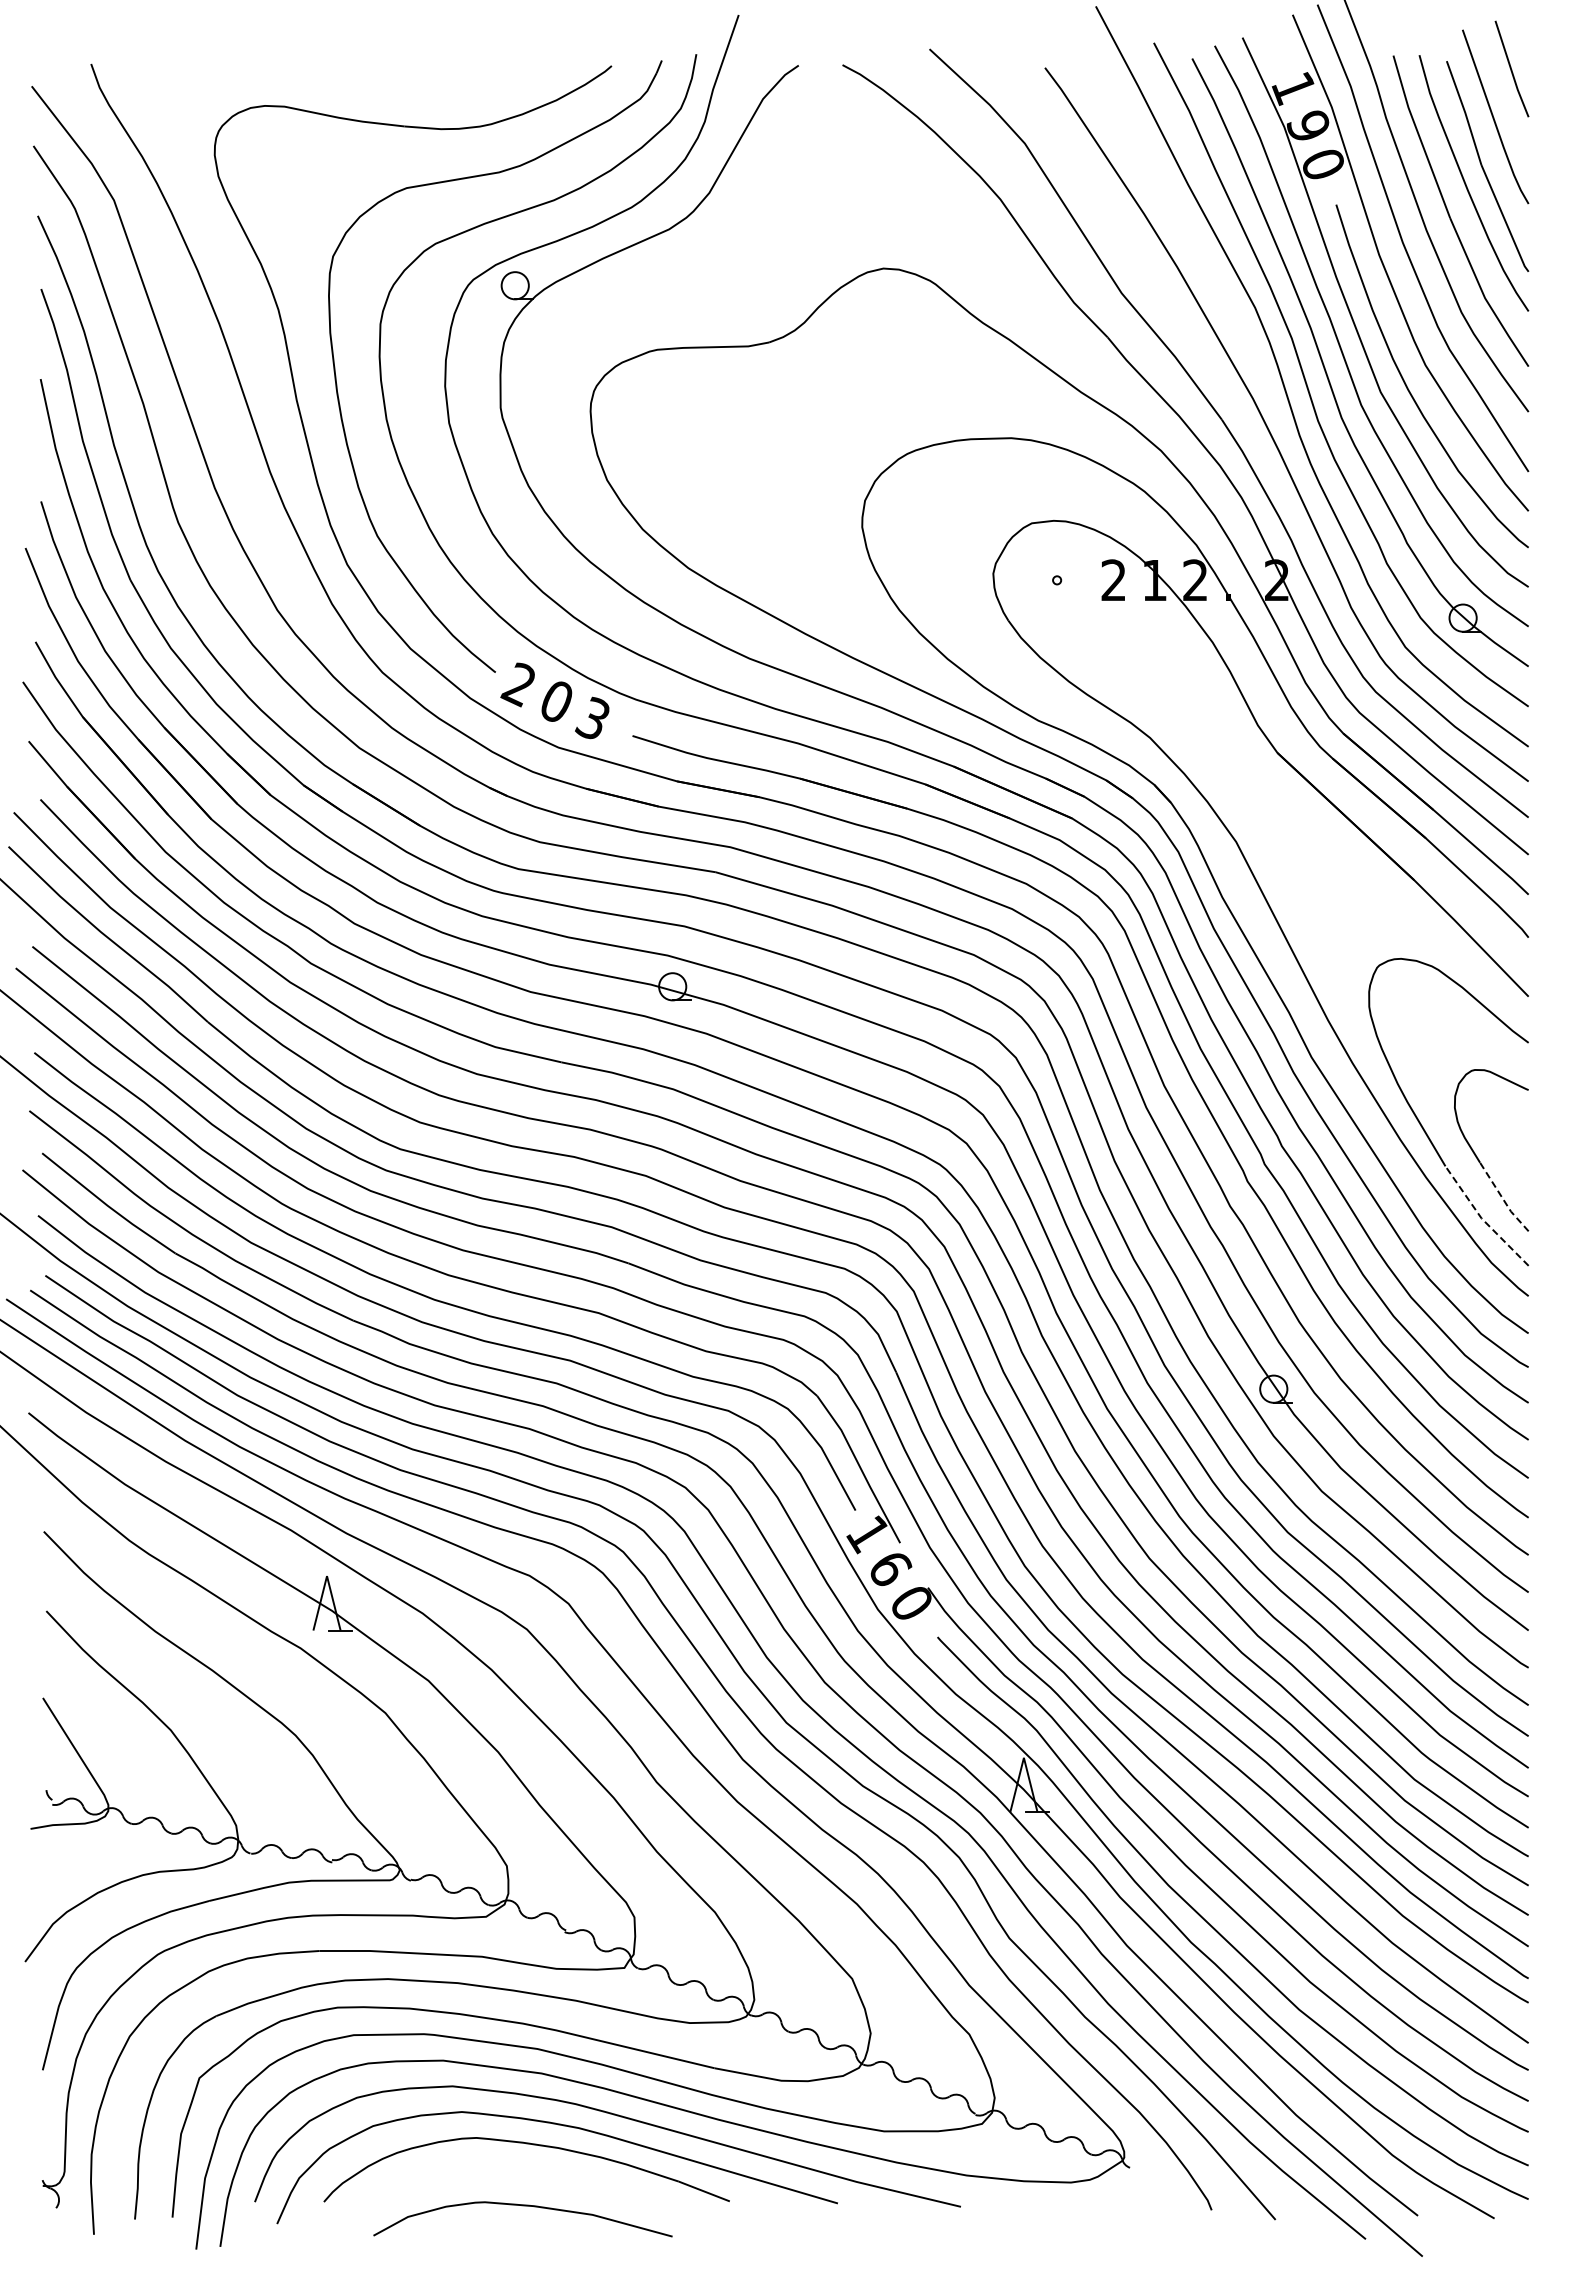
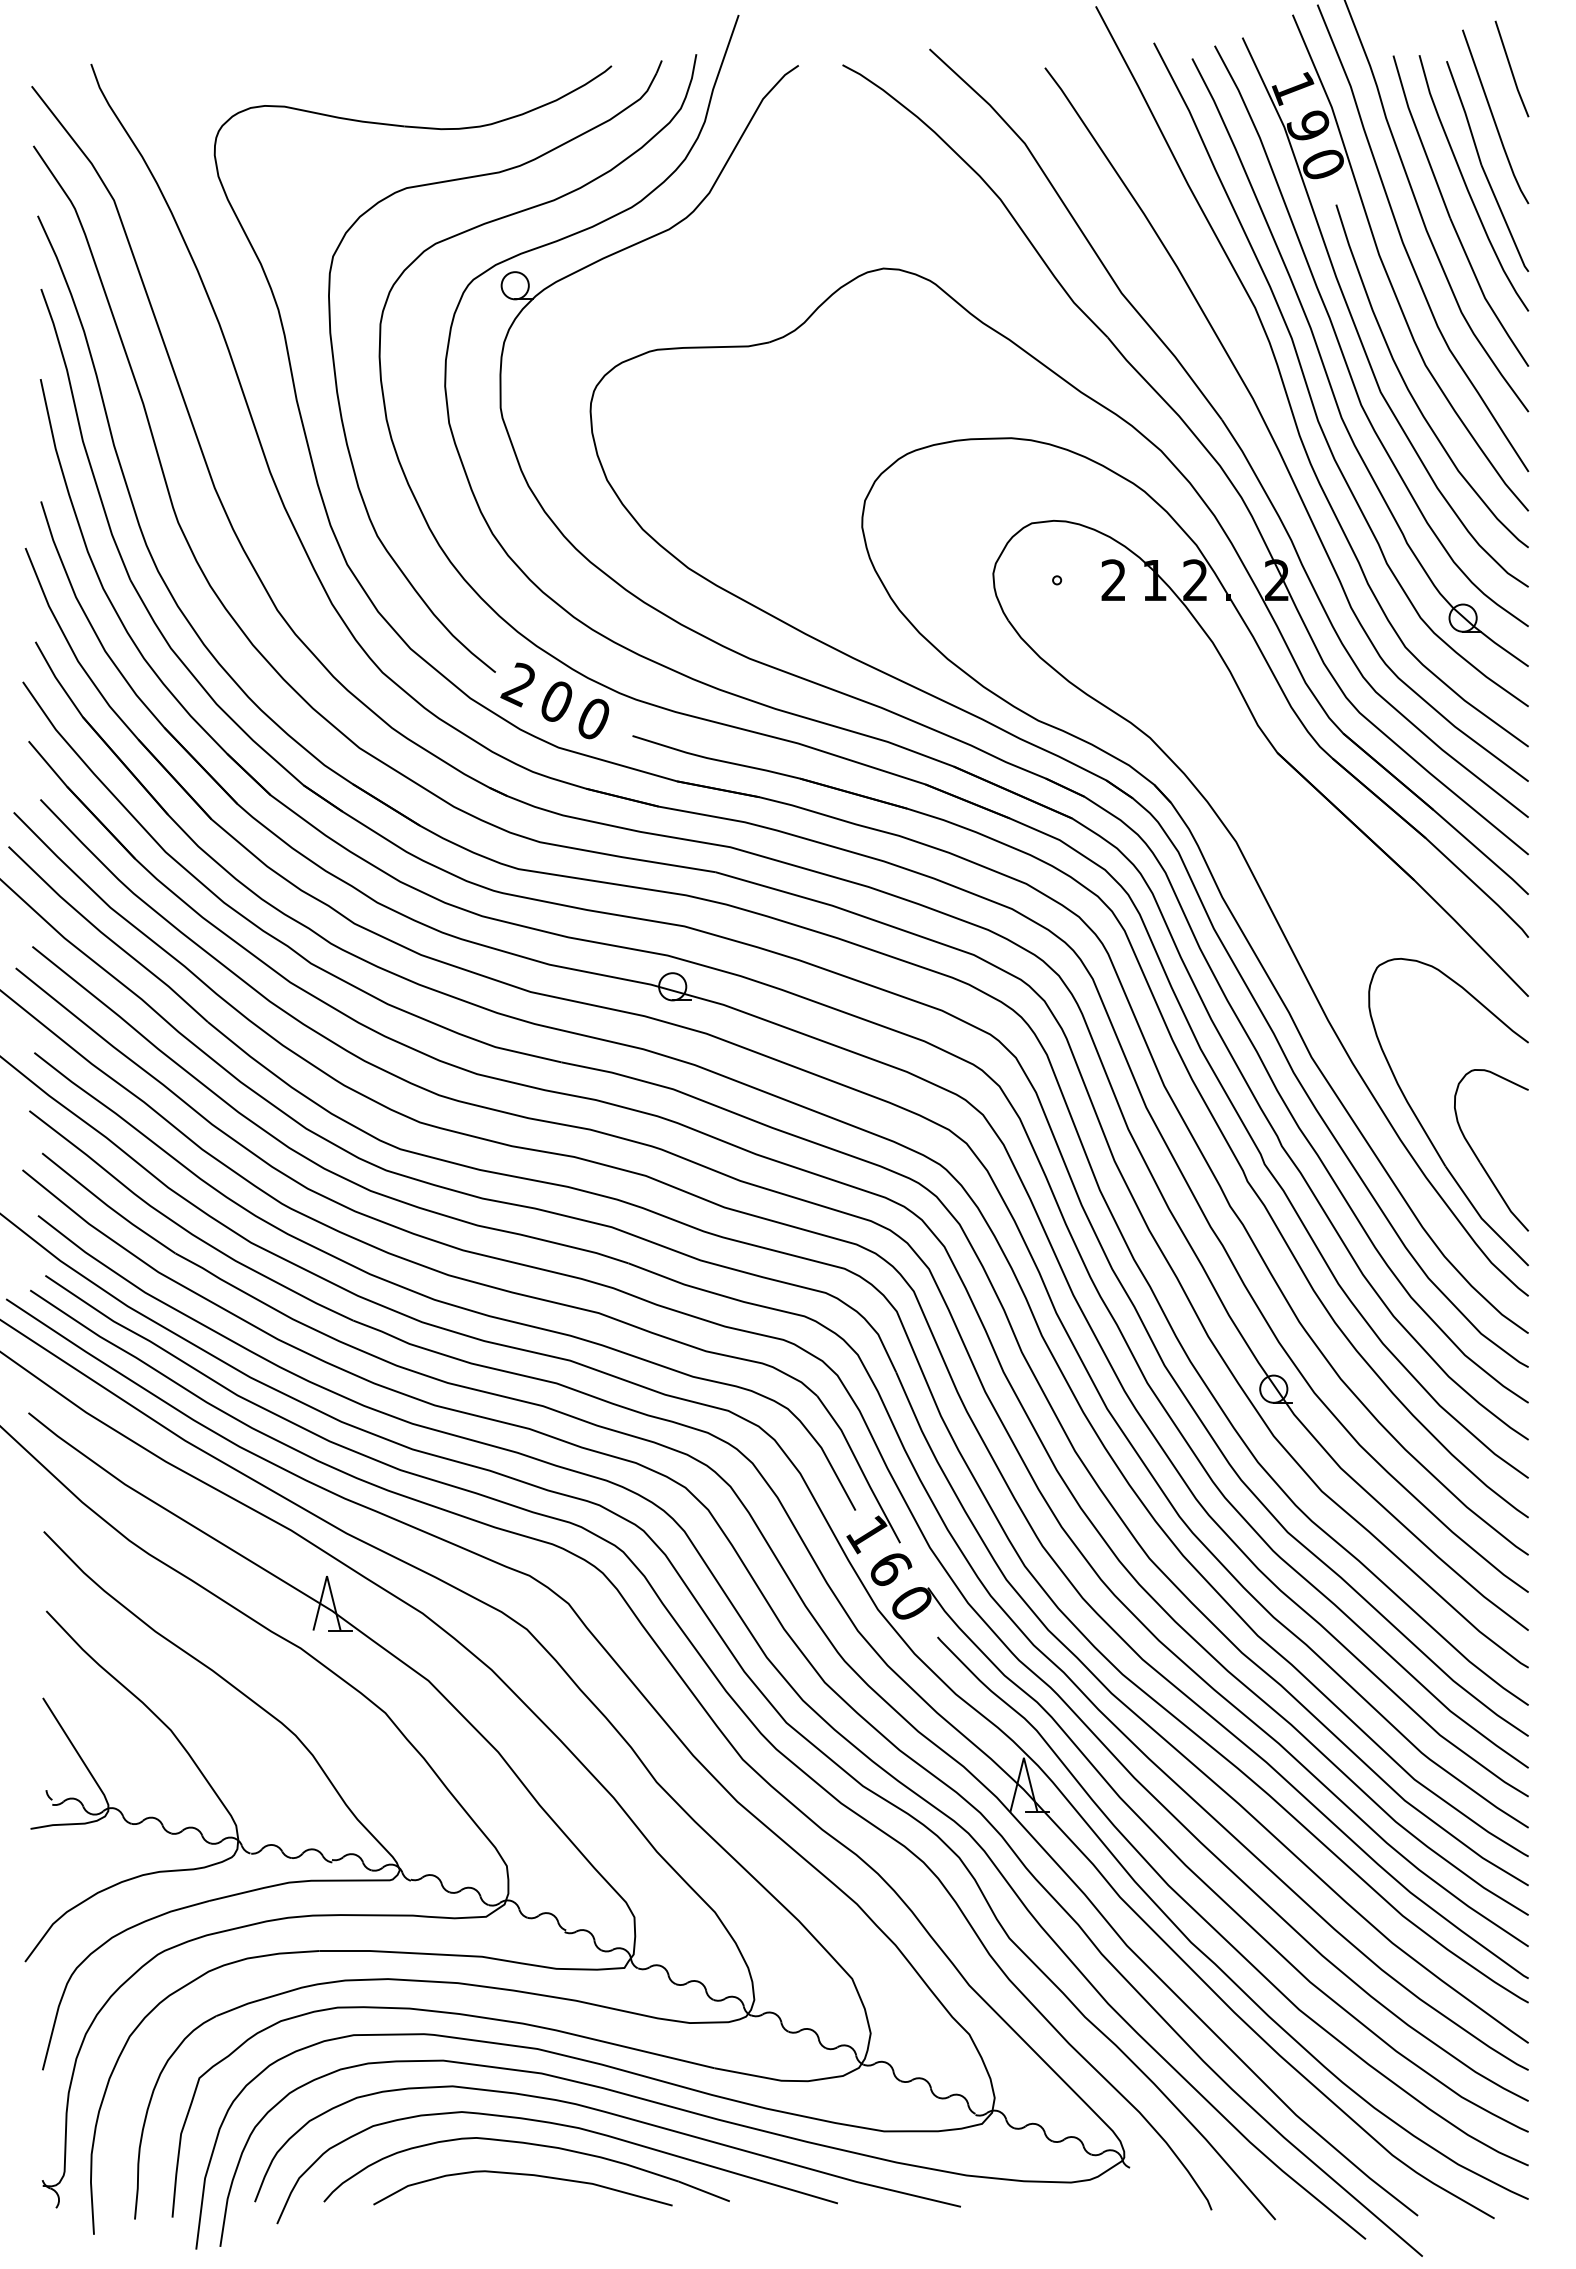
text: 3 -> 0 (592, 717)
line: dashed -> solid (1503, 1198)
line: dashed -> solid (1482, 1219)
curve position: (522, 2206) -> (522, 2175) (522, 2175)
